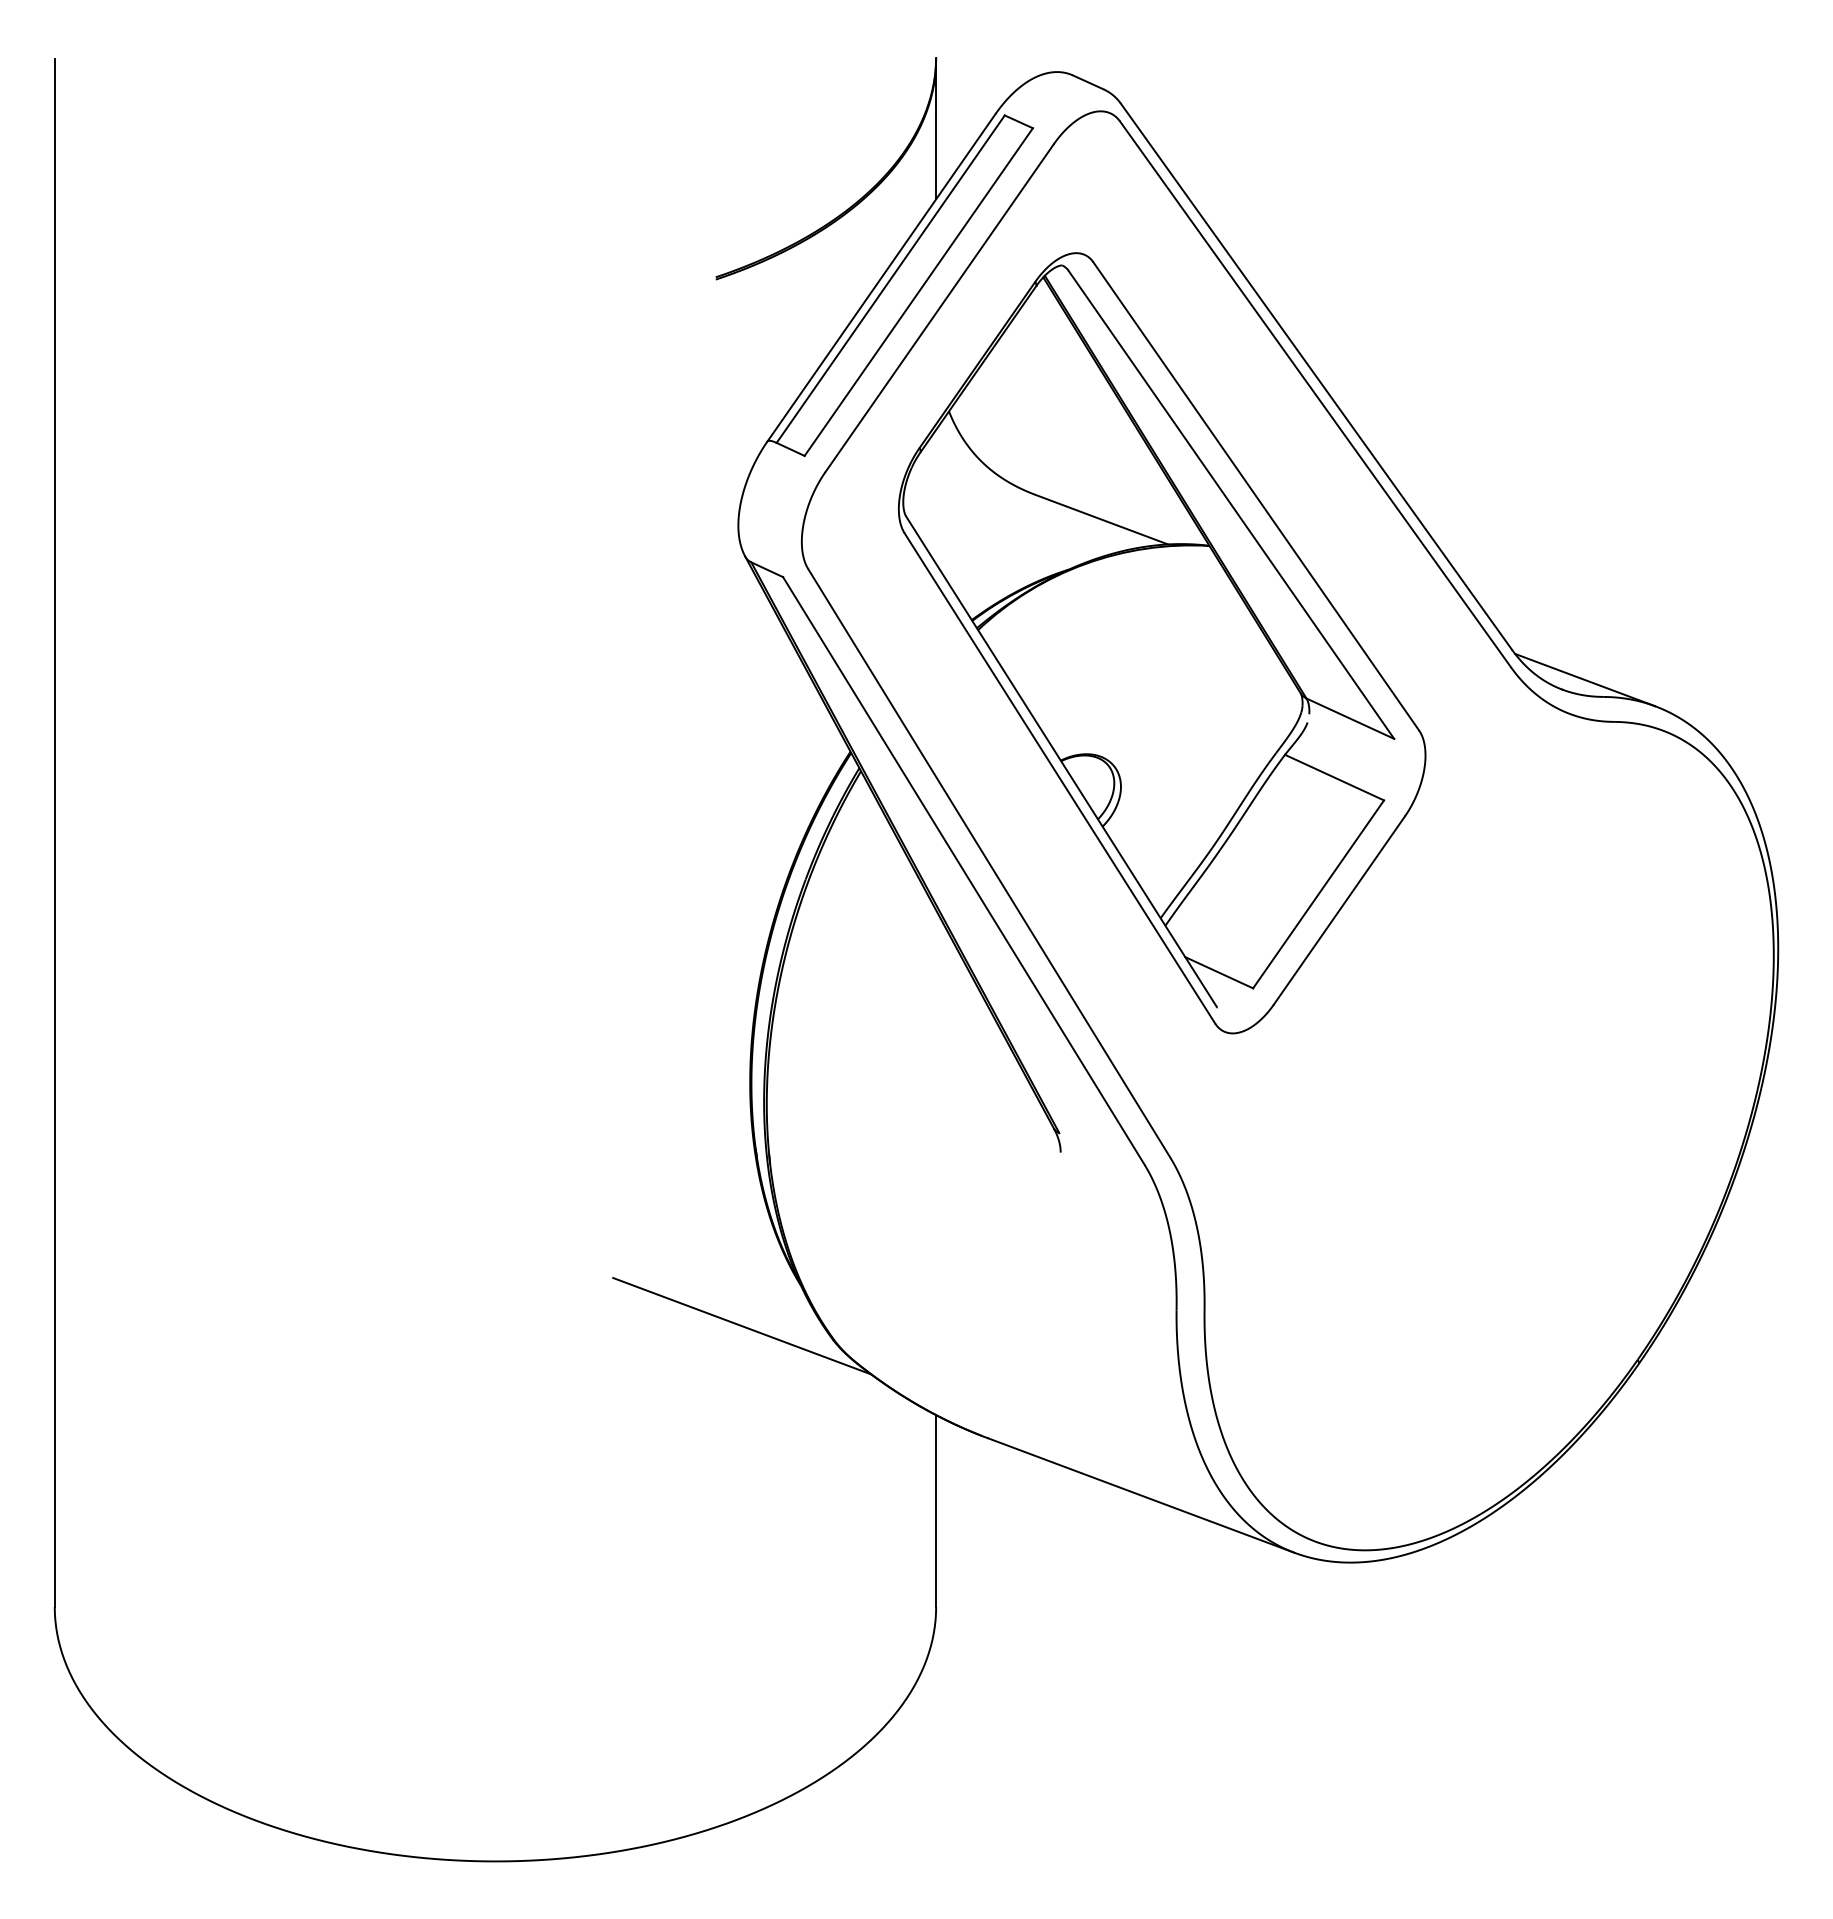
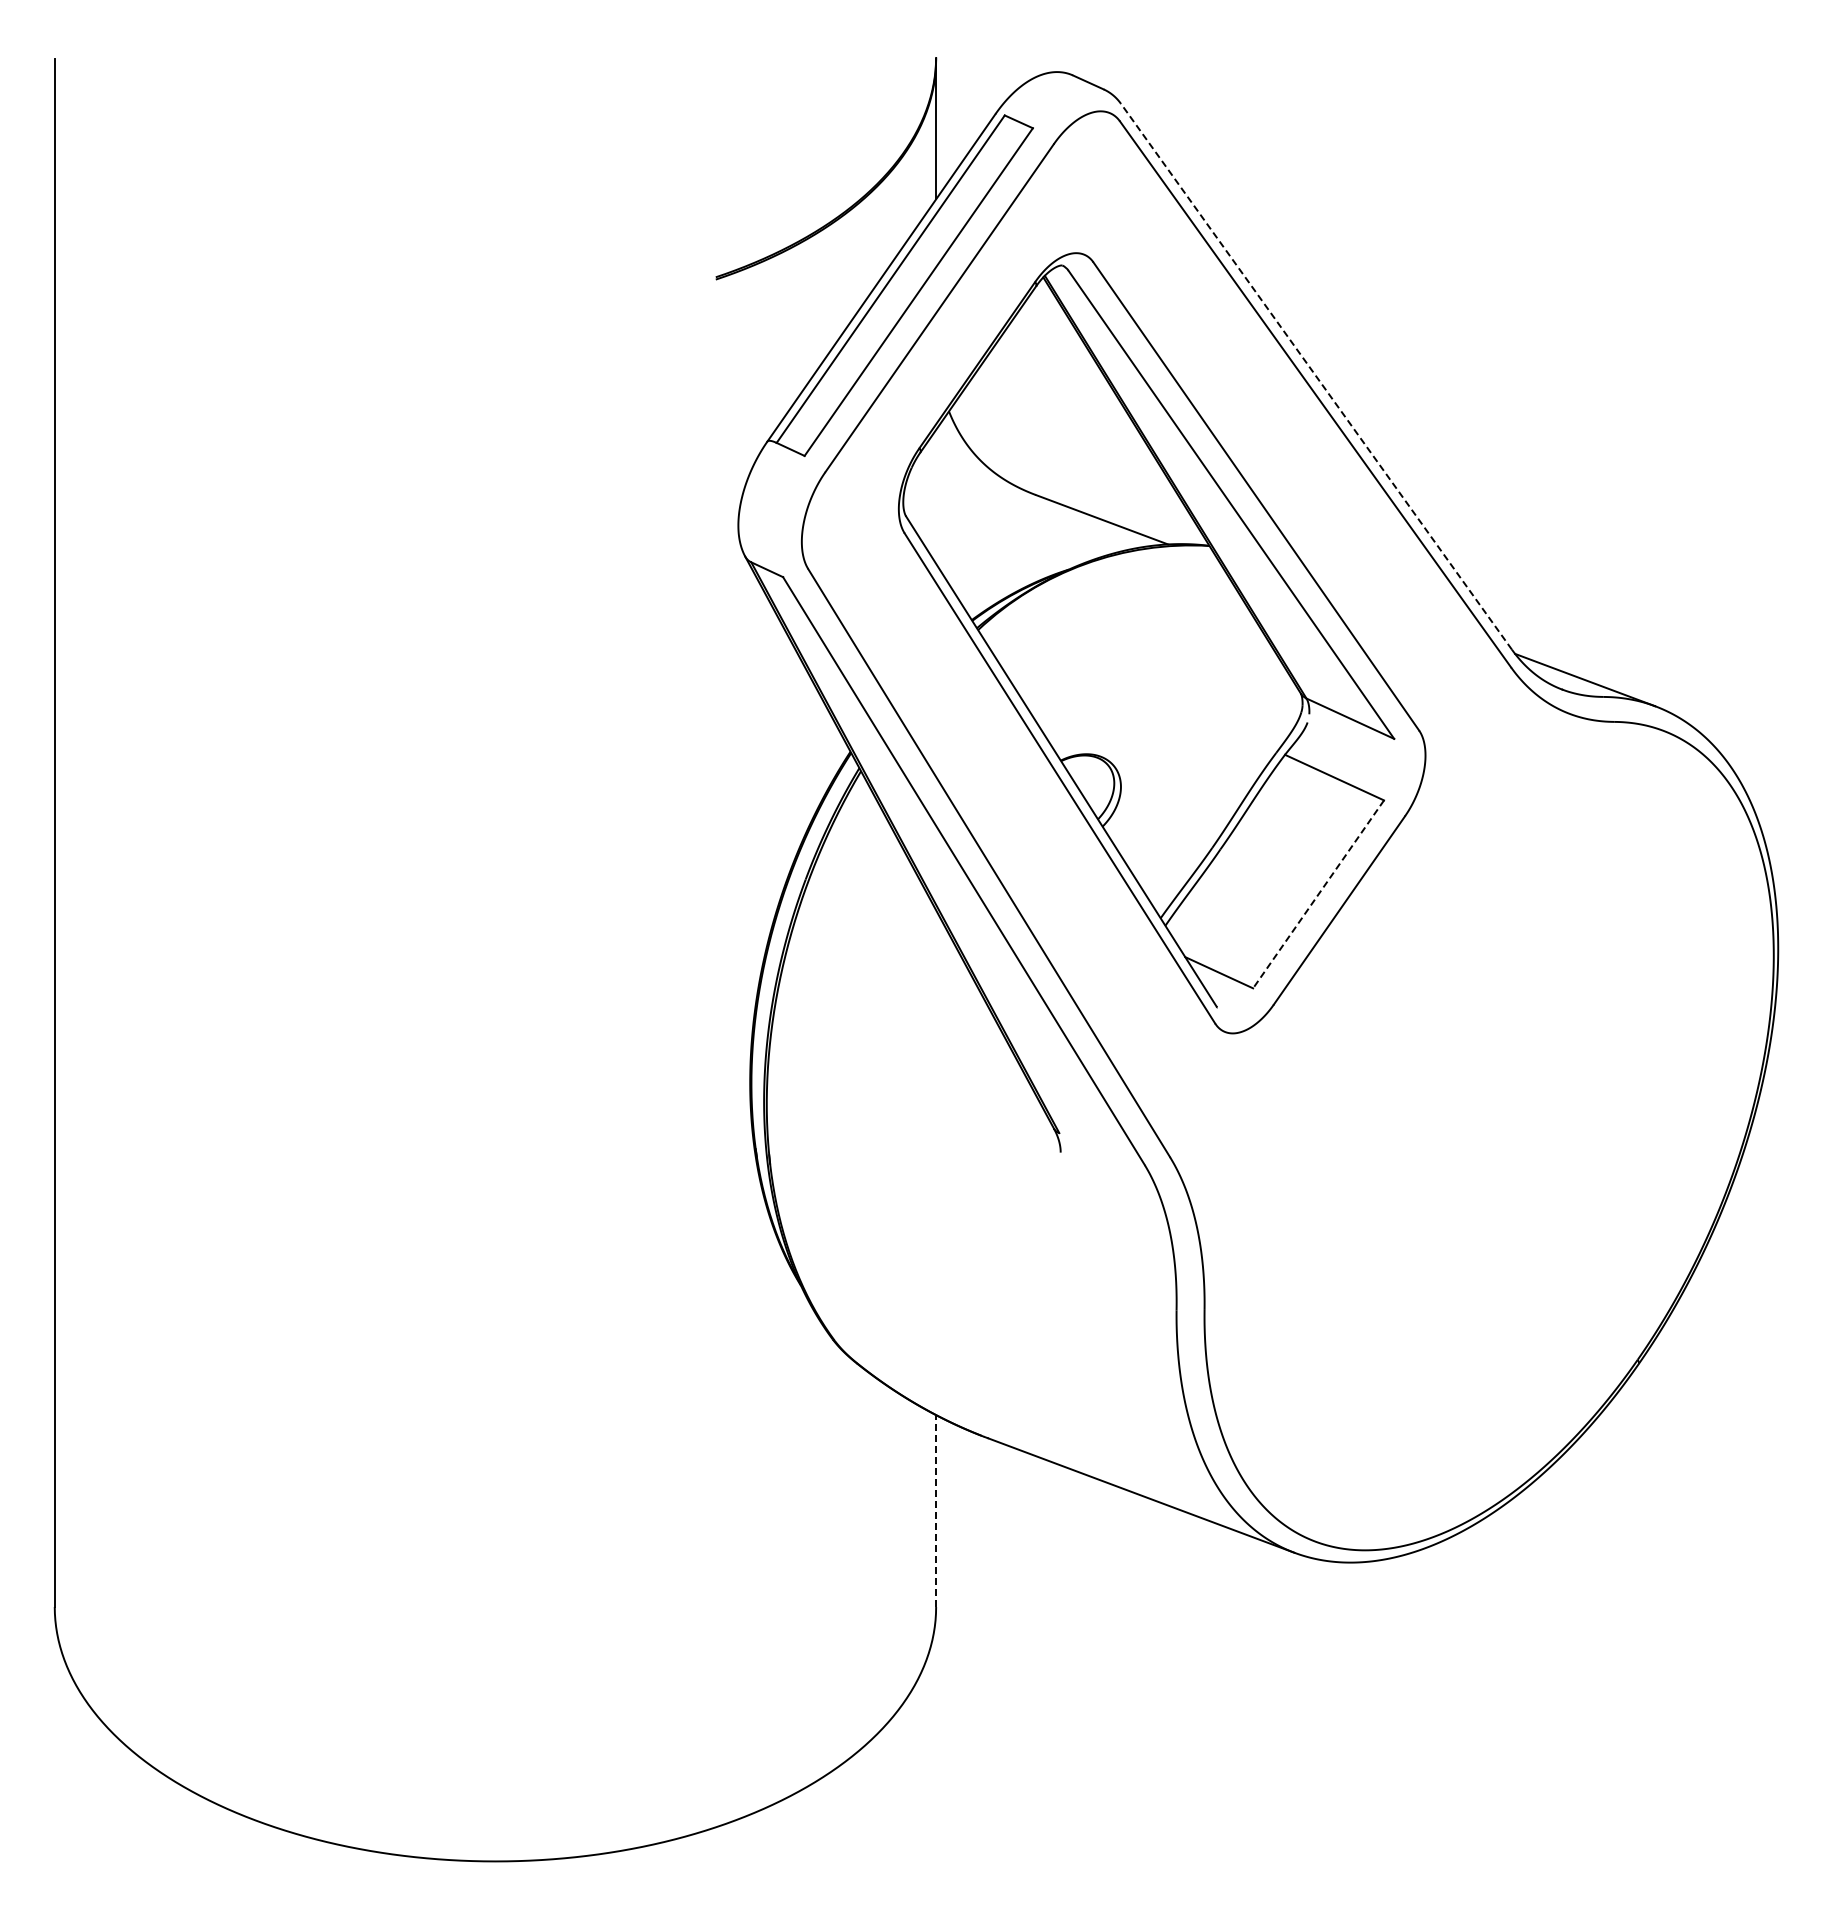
line: solid -> dashed (1316, 376)
line: solid -> dashed (1318, 894)
line: present -> none (742, 1326)
line: solid -> dashed (936, 1511)
